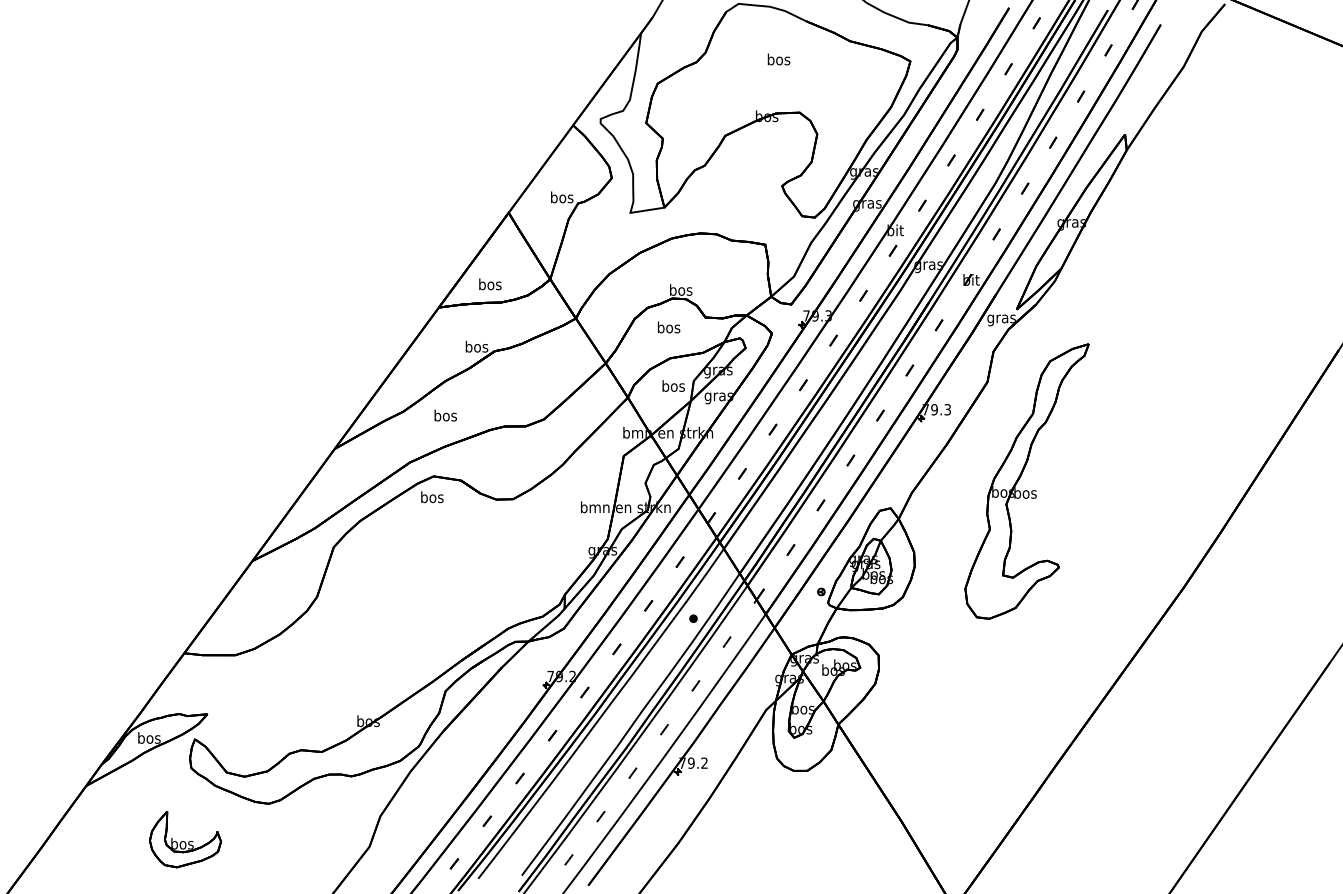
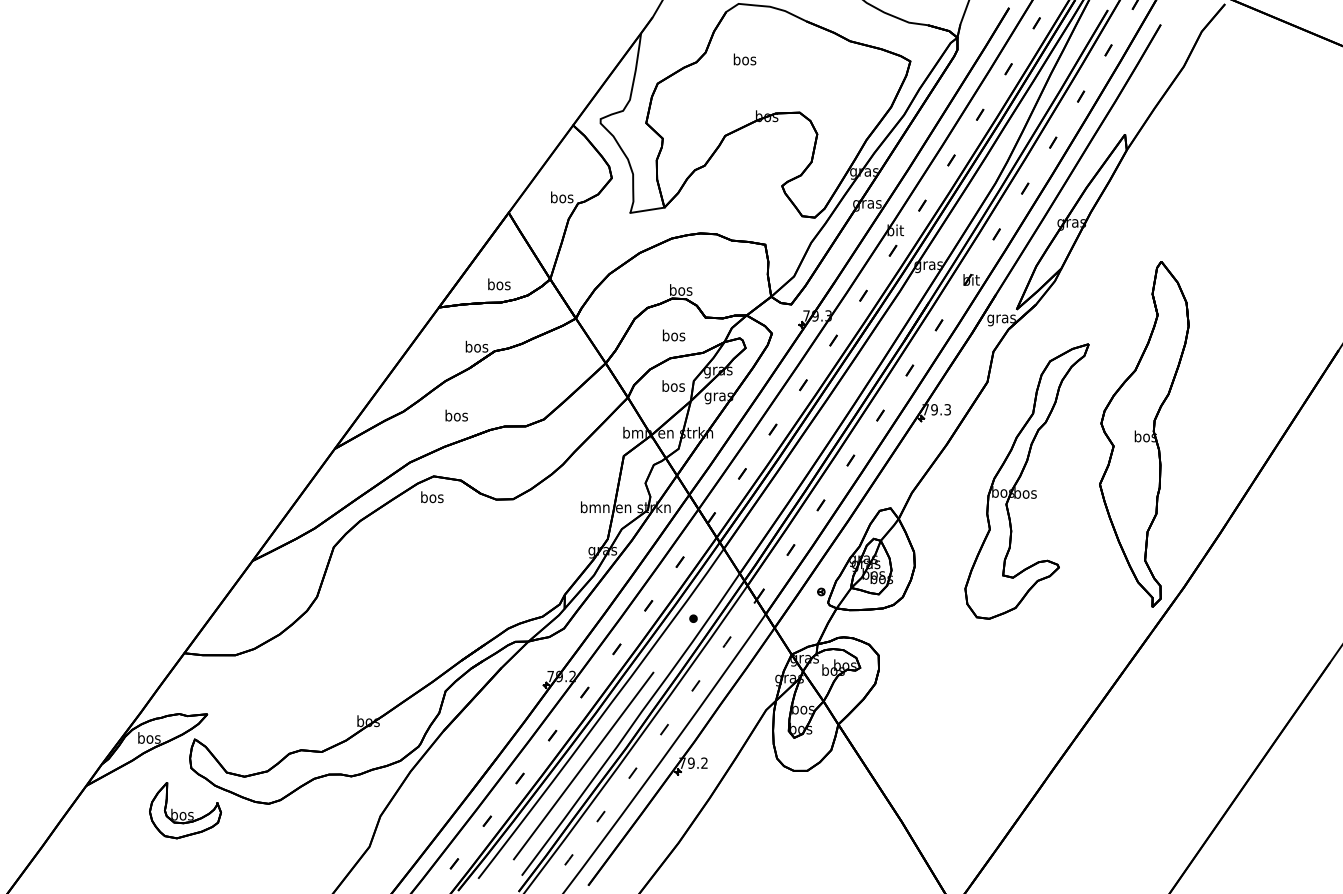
text position: (778, 59) -> (744, 59) (744, 59)
text position: (490, 284) -> (499, 284) (499, 284)
text position: (668, 327) -> (673, 335) (673, 335)
text position: (445, 415) -> (456, 415) (456, 415)
part: none -> present (1144, 434)
line: none -> present (583, 765)
part position: (185, 839) -> (185, 810) (185, 810)
